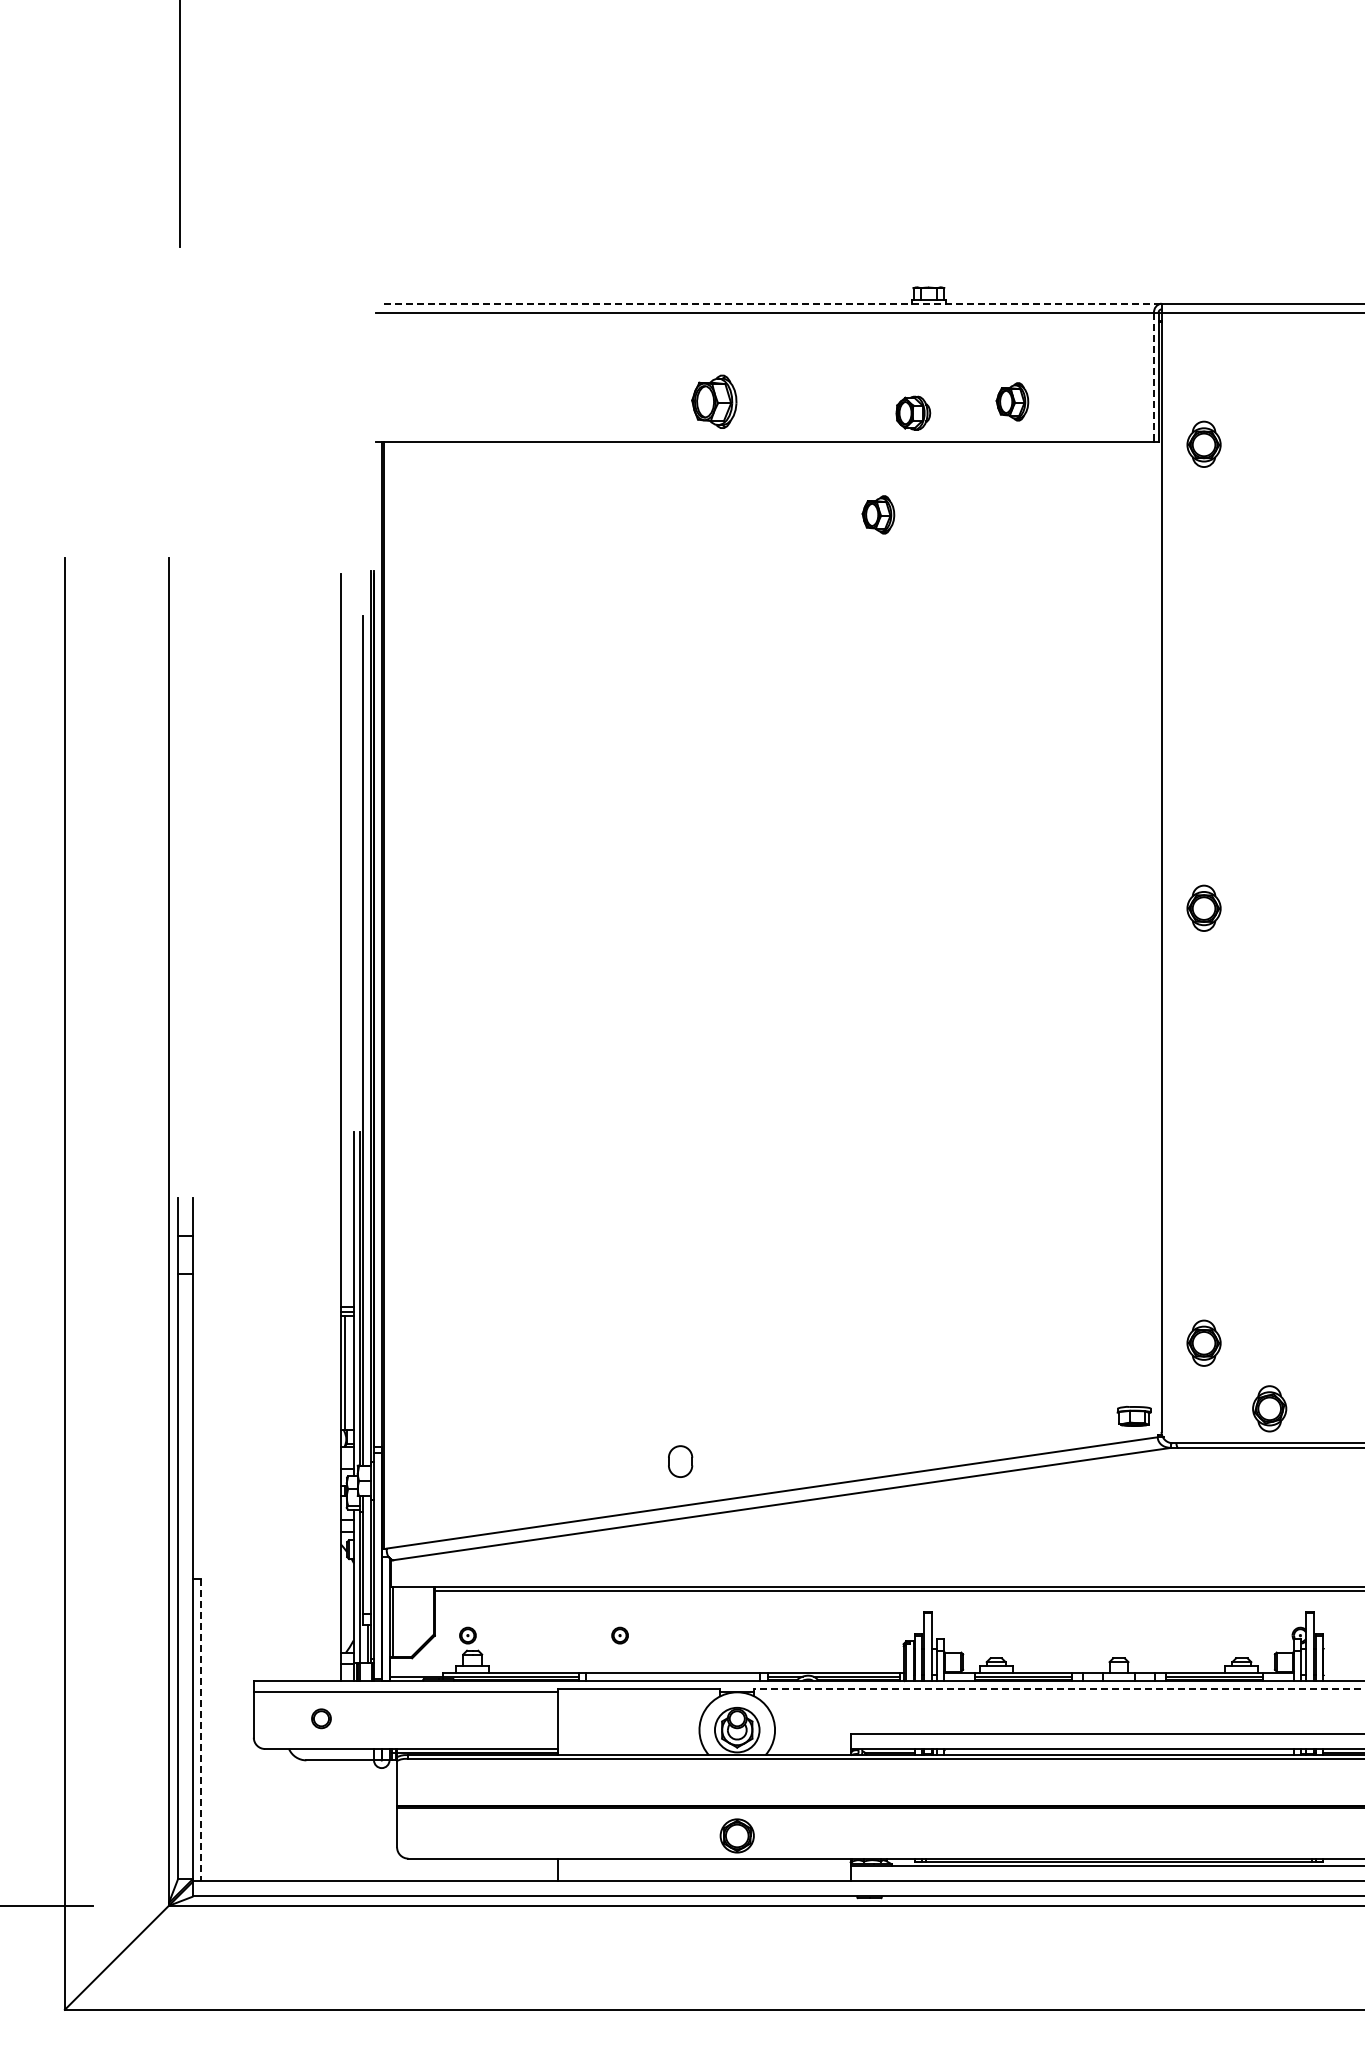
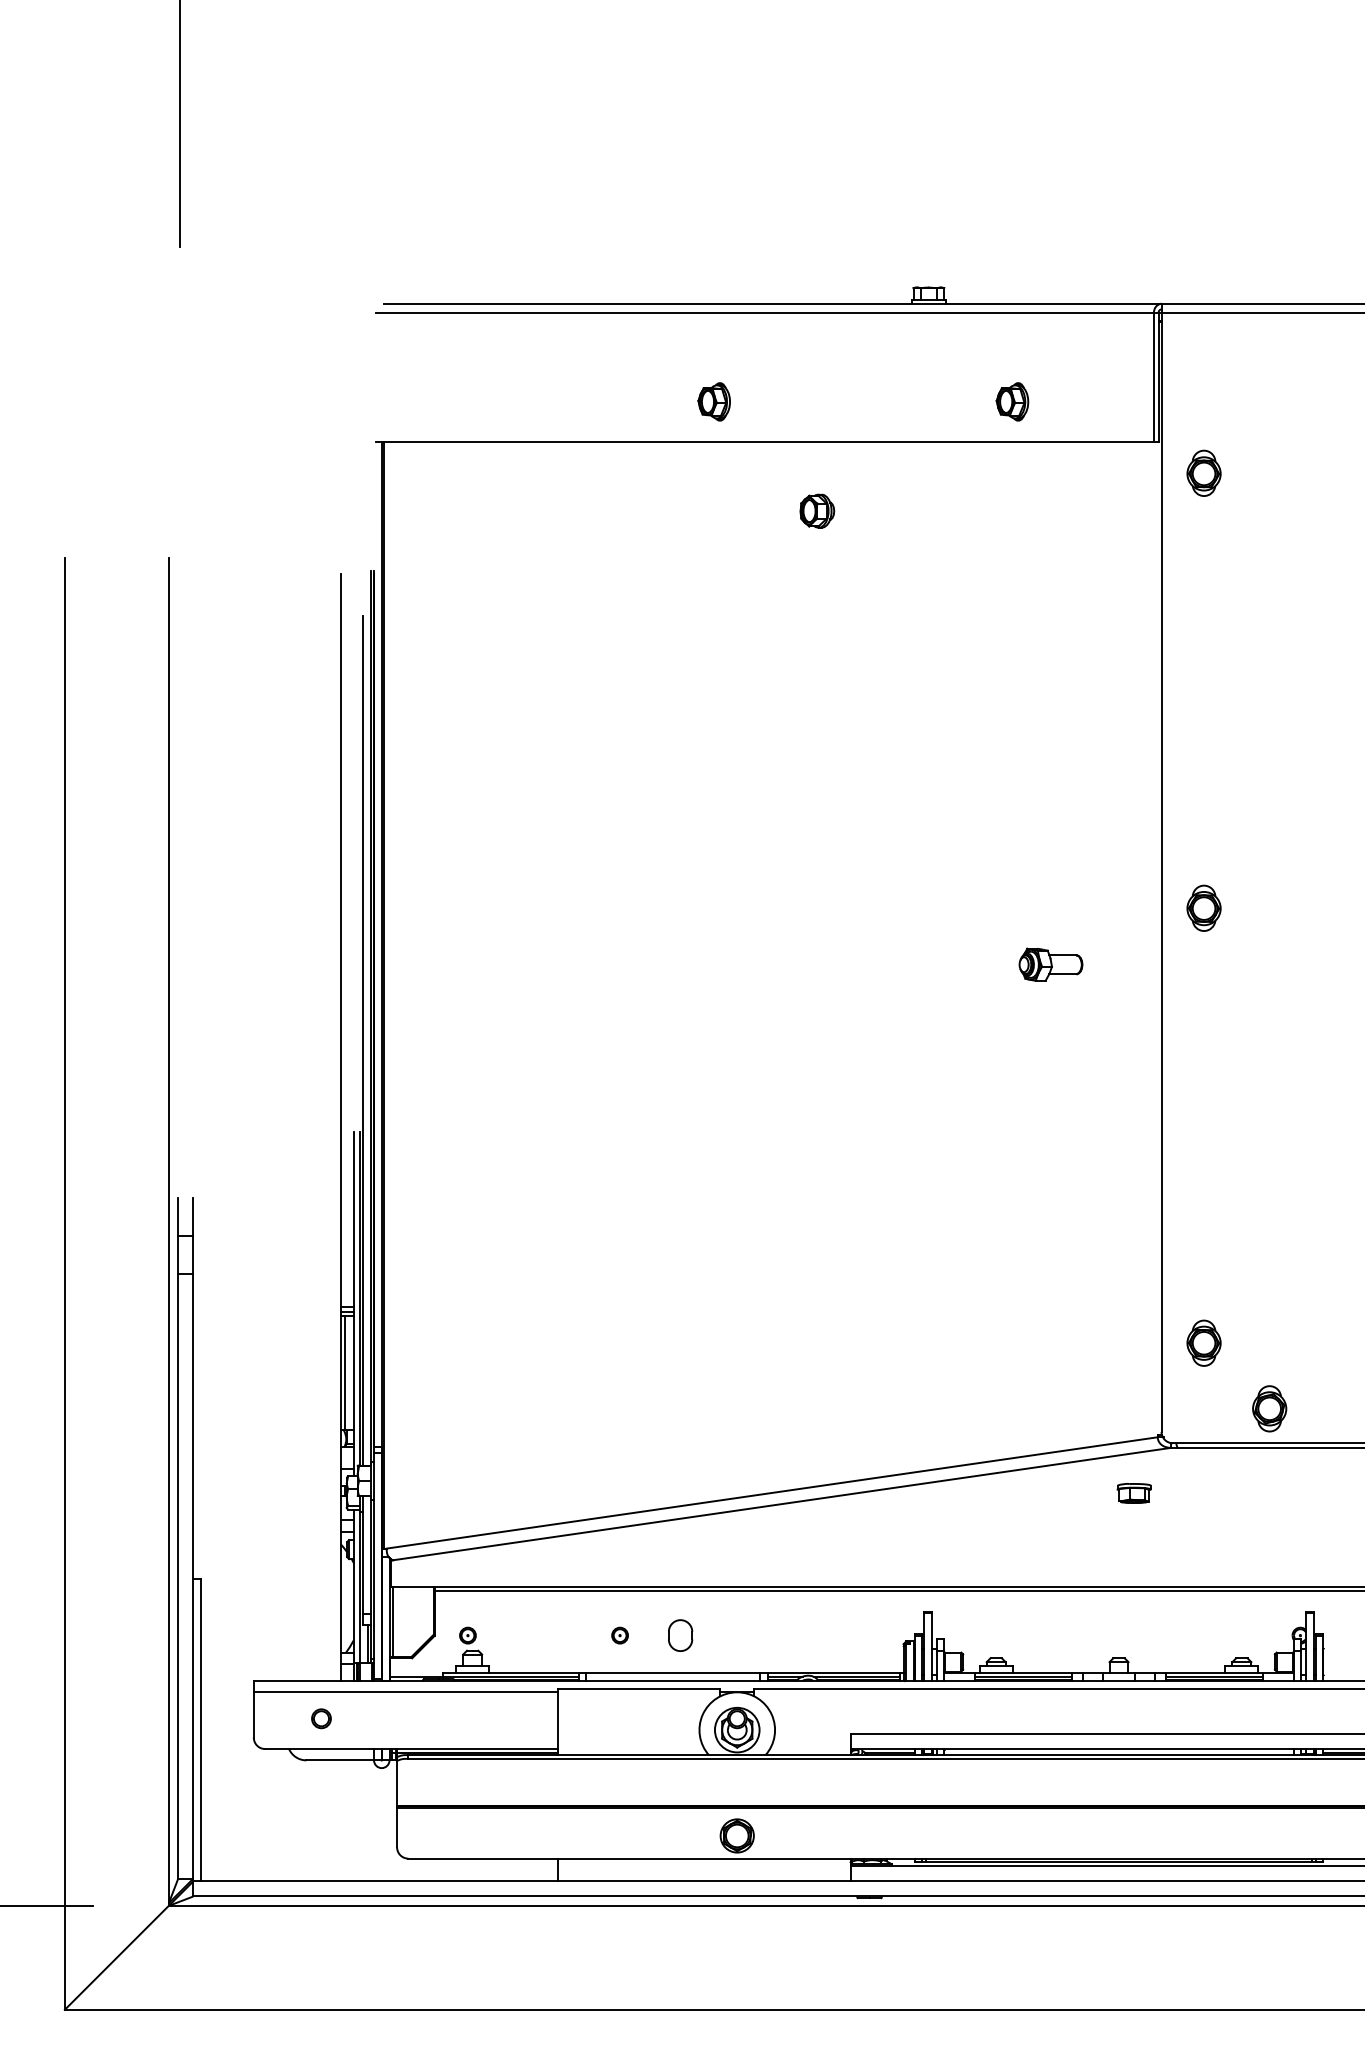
line: dashed -> solid (772, 303)
line: dashed -> solid (1154, 377)
part size: 47x55 px -> 34x40 px (713, 401)
part position: (913, 412) -> (817, 510) (817, 510)
part position: (1203, 443) -> (1203, 472) (1203, 472)
part: present -> none (878, 514)
part: none -> present (1050, 964)
part position: (1133, 1416) -> (1133, 1493) (1133, 1493)
part position: (680, 1461) -> (680, 1635) (680, 1635)
line: dashed -> solid (1059, 1688)
line: dashed -> solid (200, 1730)
